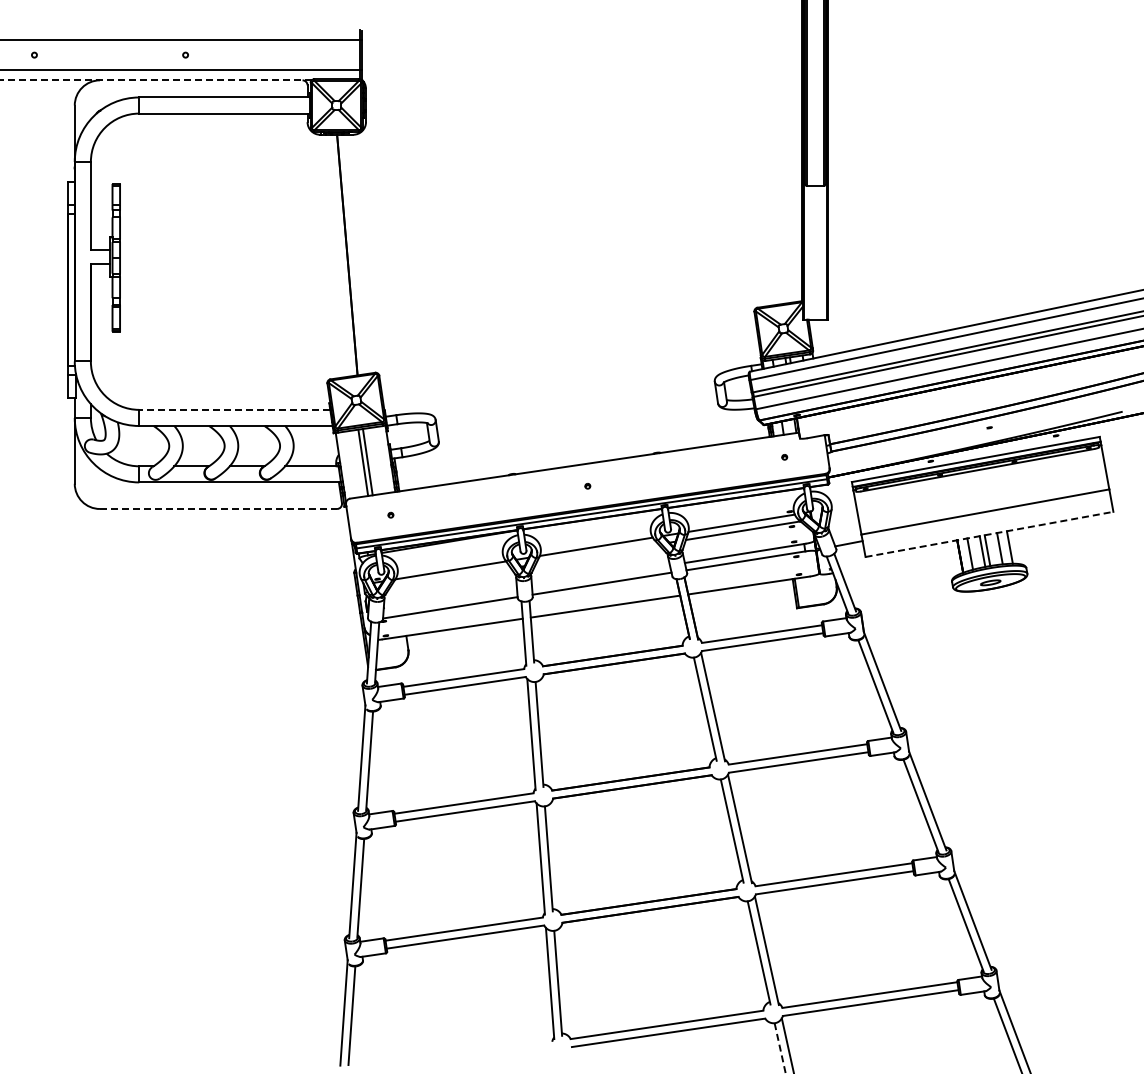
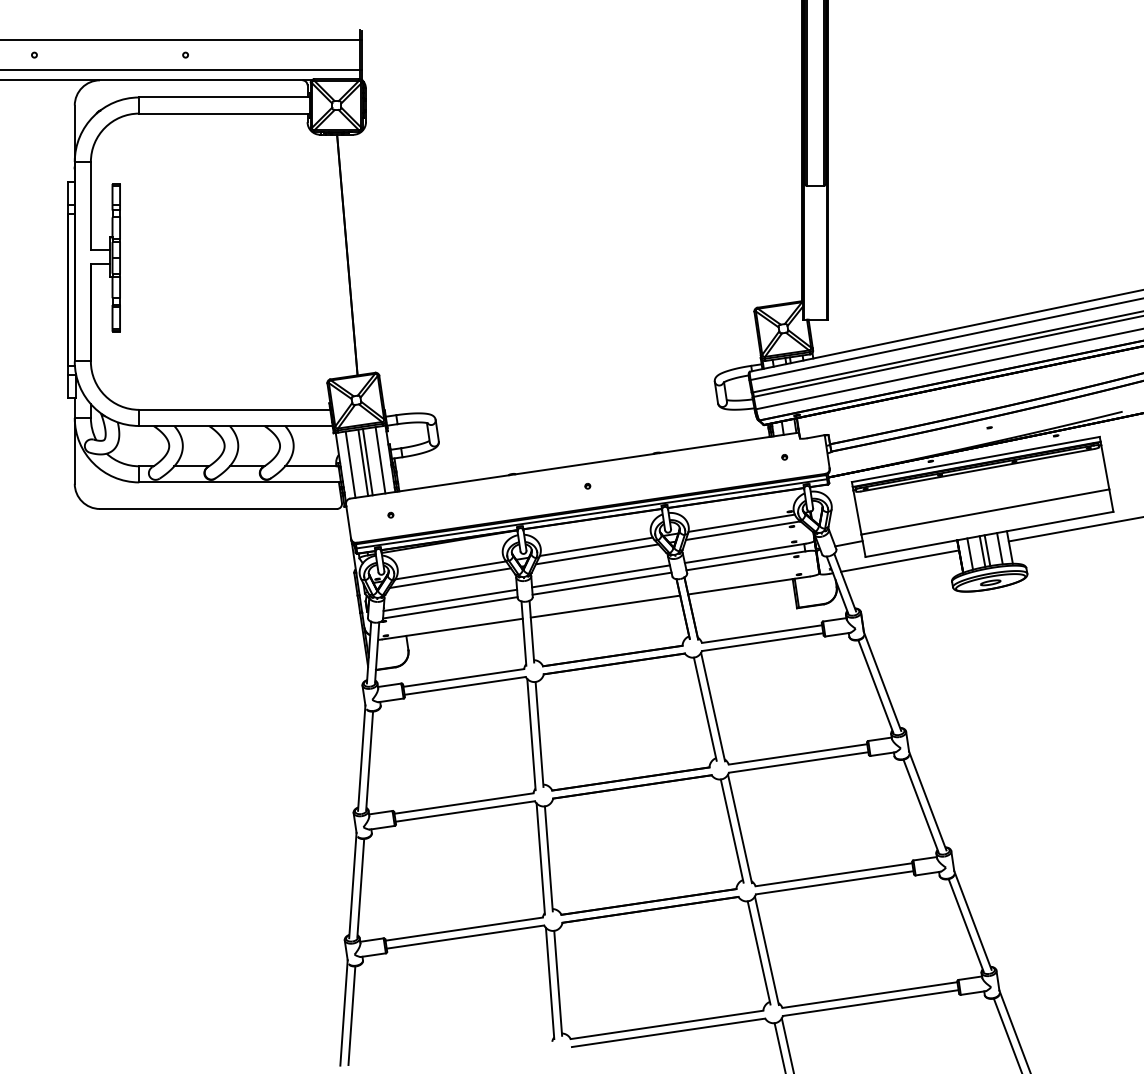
line: dashed -> solid (155, 80)
line: dashed -> solid (234, 409)
line: none -> present (380, 460)
line: none -> present (350, 464)
line: dashed -> solid (218, 508)
line: none -> present (1074, 529)
line: dashed -> solid (989, 534)
line: none -> present (596, 554)
line: none -> present (900, 560)
line: none -> present (600, 576)
line: none -> present (450, 578)
line: none -> present (450, 600)
line: dashed -> solid (780, 1048)
